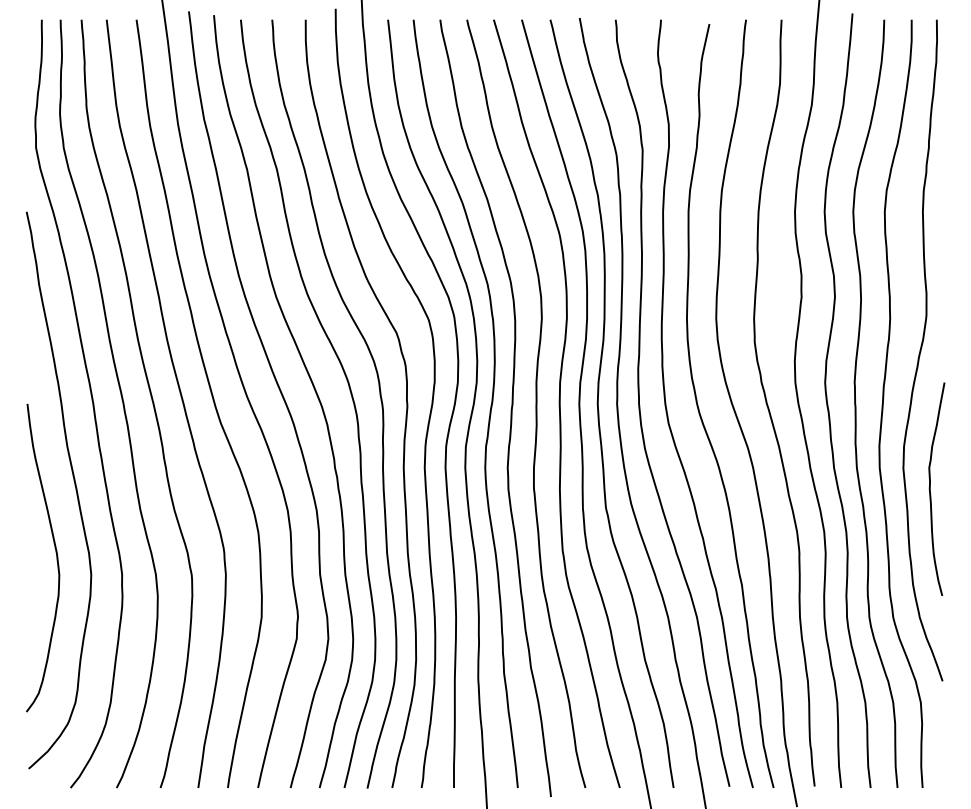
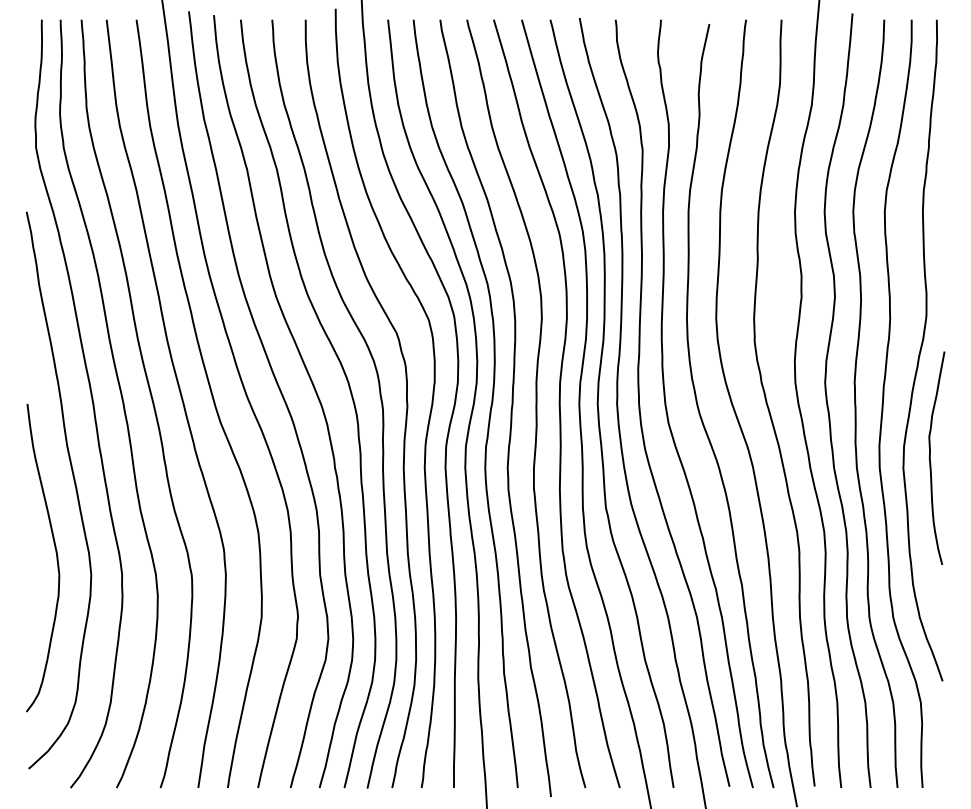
curve position: (930, 488) -> (930, 457) (930, 457)
